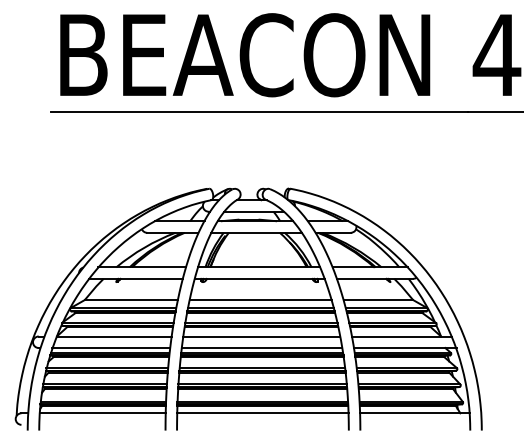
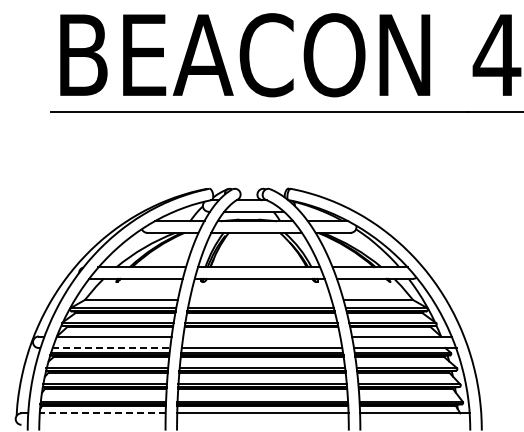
line: present -> none (260, 300)
line: present -> none (261, 336)
line: solid -> dashed (111, 348)
line: solid -> dashed (102, 413)
